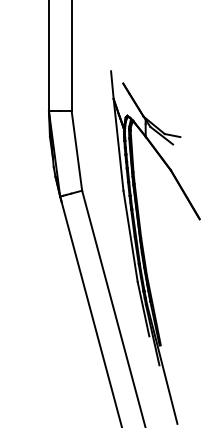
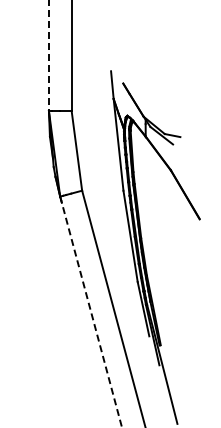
line: solid -> dashed (48, 56)
line: solid -> dashed (91, 312)
